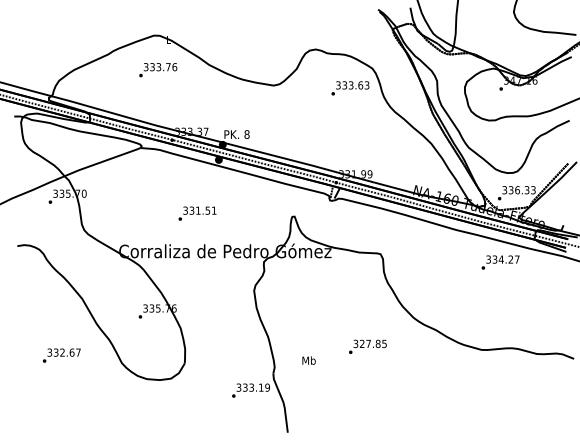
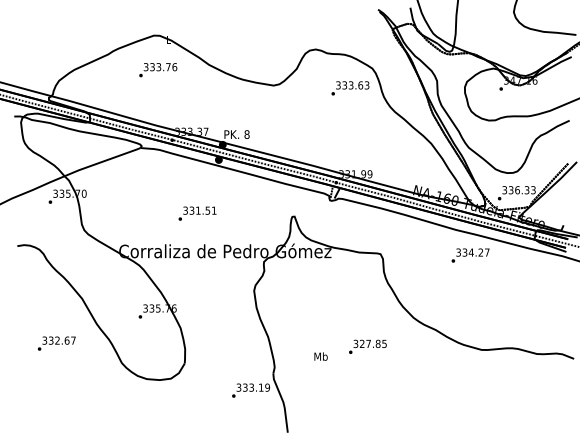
text position: (500, 262) -> (470, 255) (470, 255)
text position: (61, 355) -> (56, 343) (56, 343)
text position: (308, 360) -> (320, 356) (320, 356)
